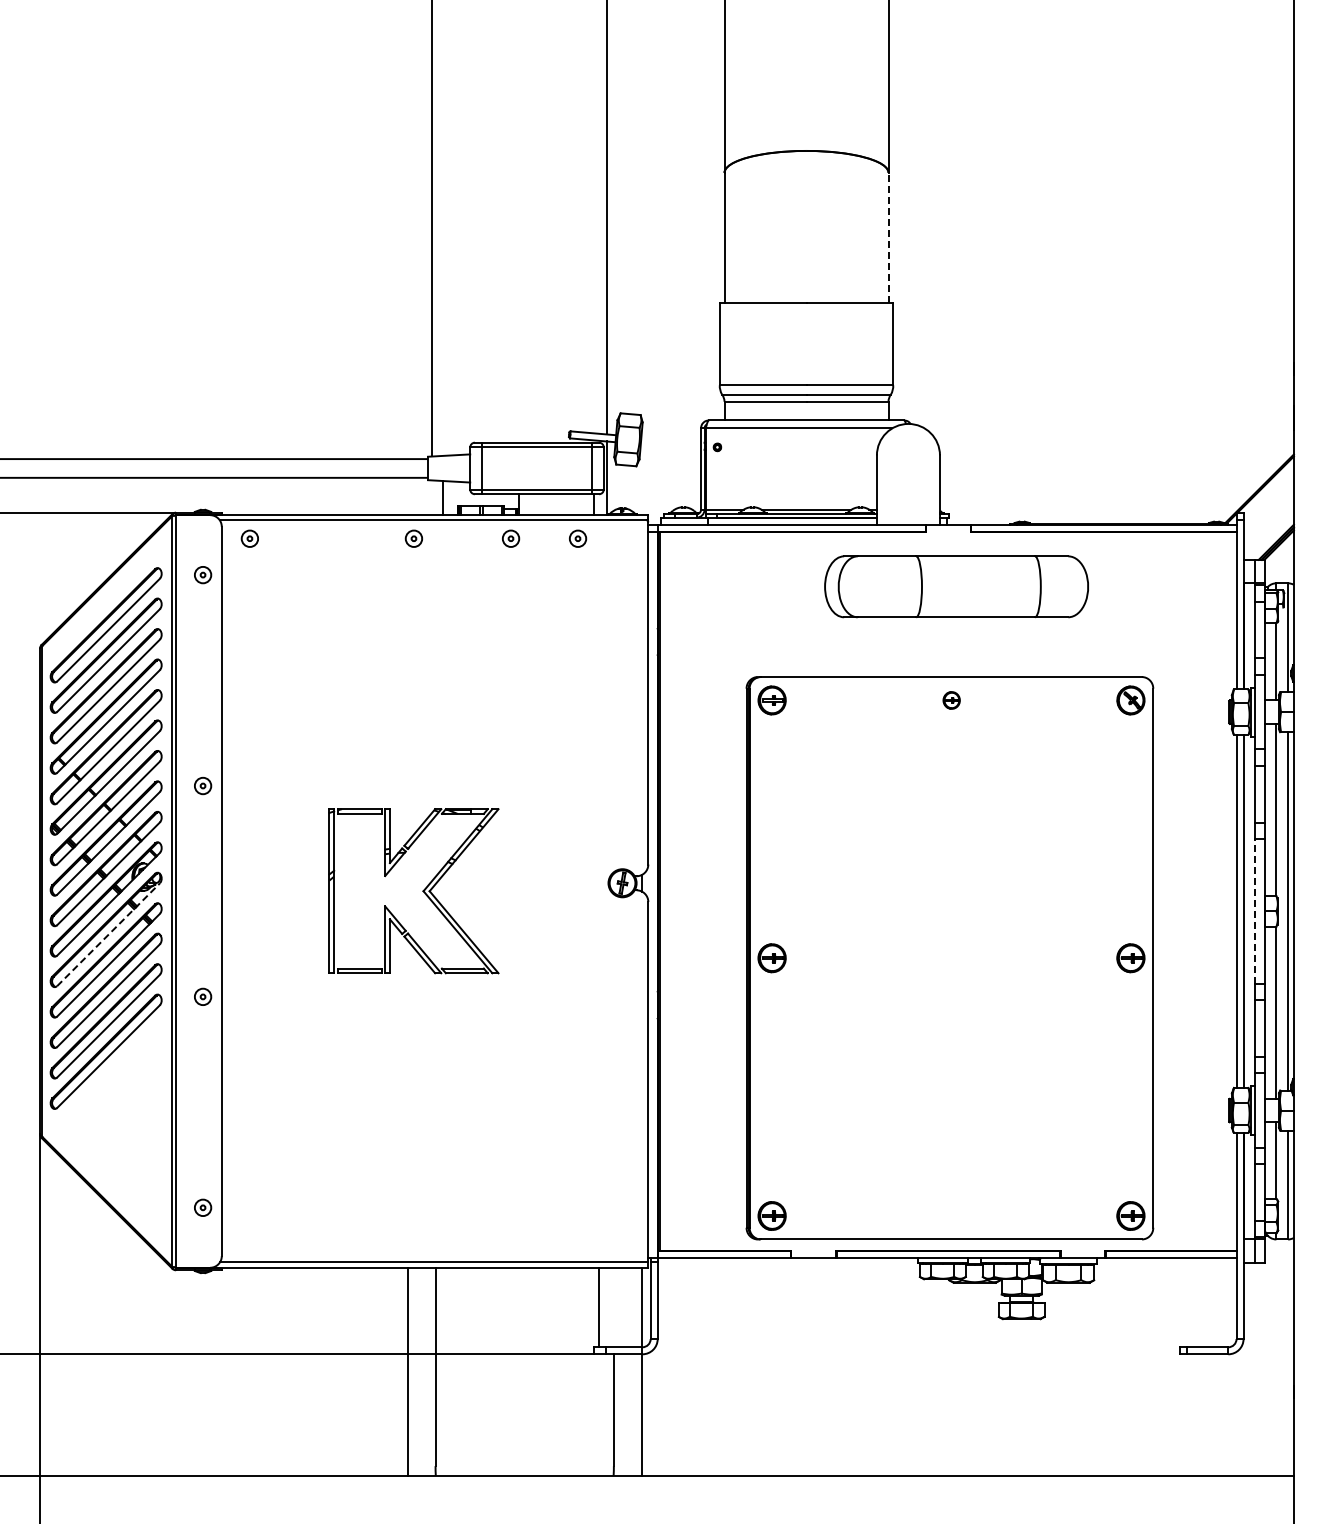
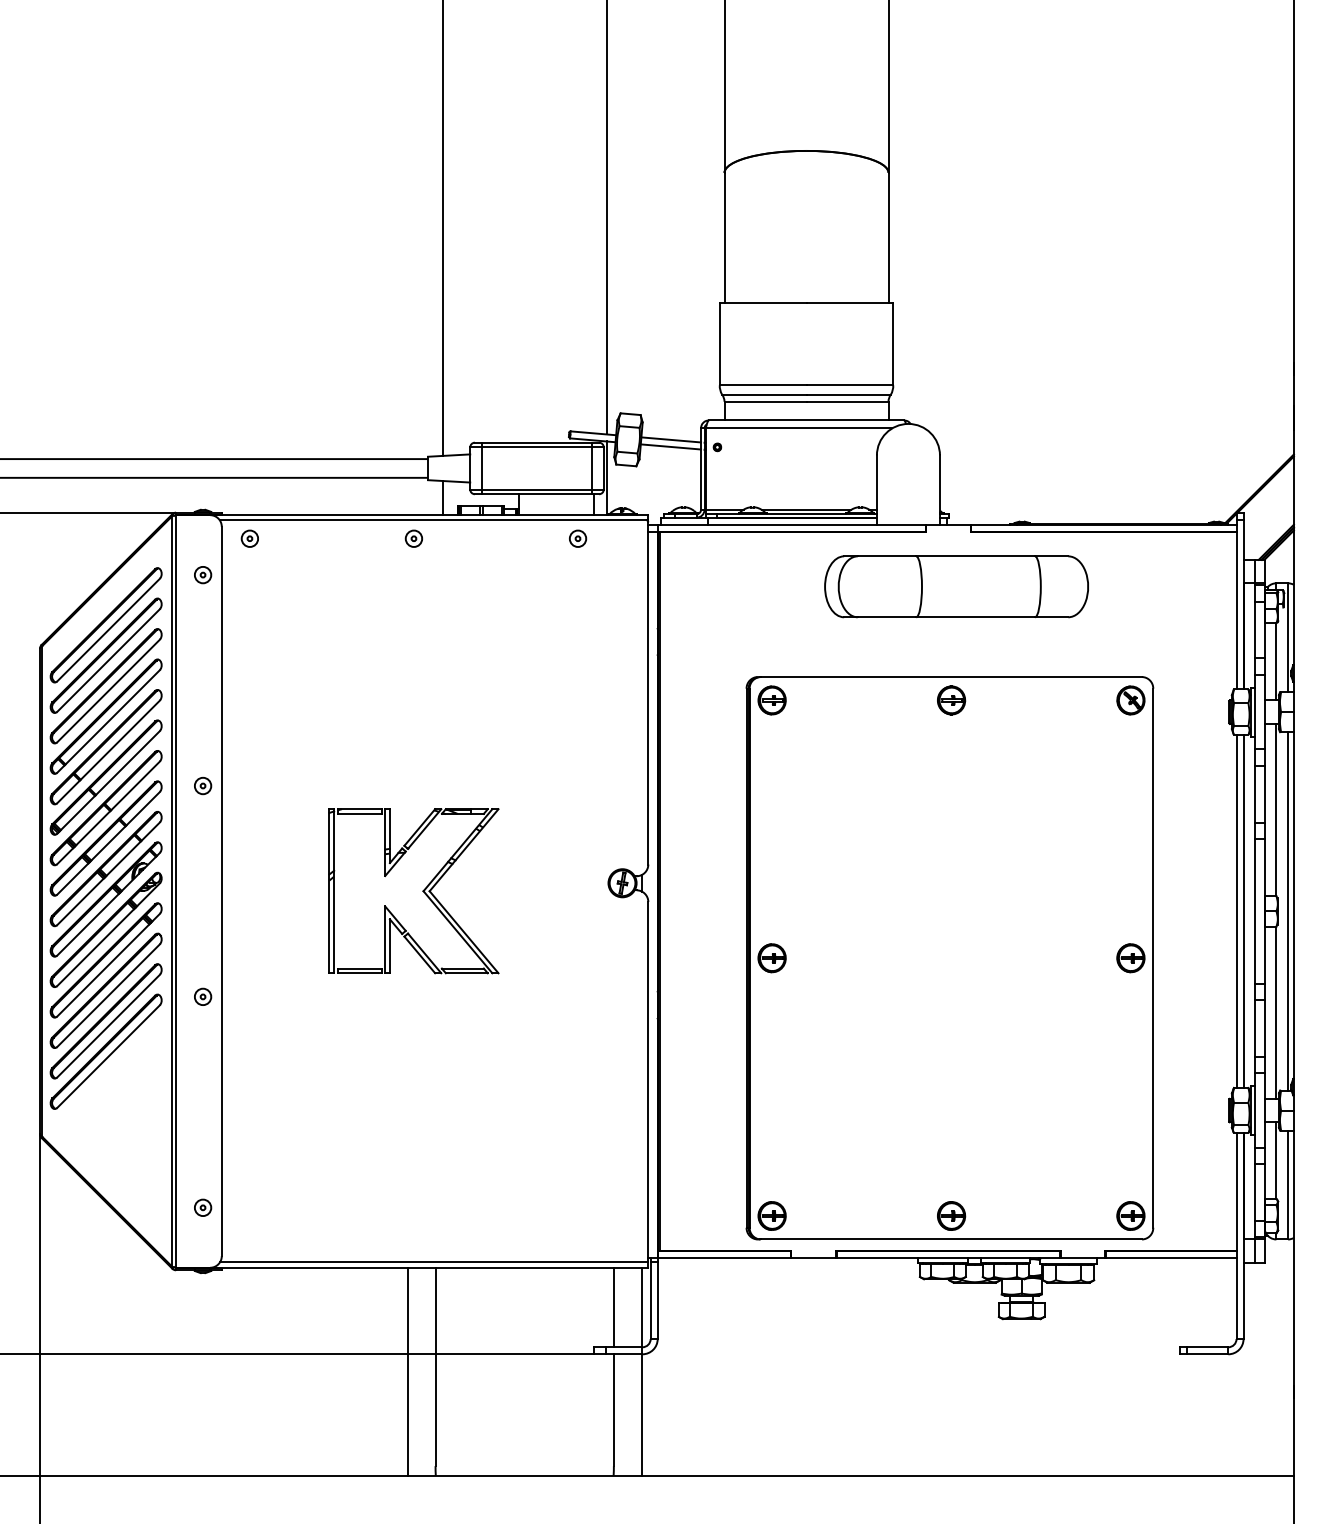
line position: (431, 228) -> (442, 228) (442, 228)
line: dashed -> solid (888, 237)
line: none -> present (671, 439)
line: none -> present (670, 446)
part: present -> none (511, 538)
part size: 19x19 px -> 30x31 px (951, 700)
line: dashed -> solid (1255, 910)
line: dashed -> solid (108, 934)
part: none -> present (951, 1215)
line position: (598, 1307) -> (613, 1307) (613, 1307)
